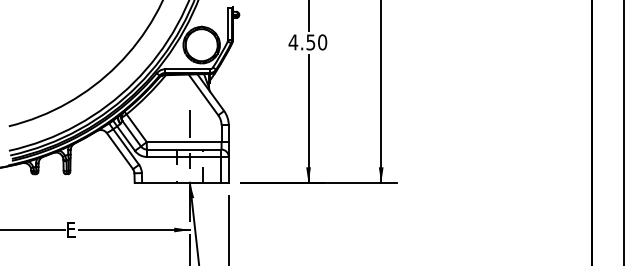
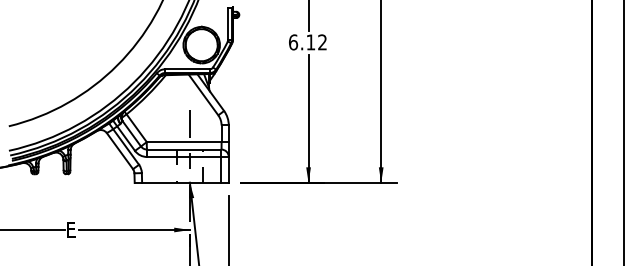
text: 4.50 -> 6.12 (307, 42)
